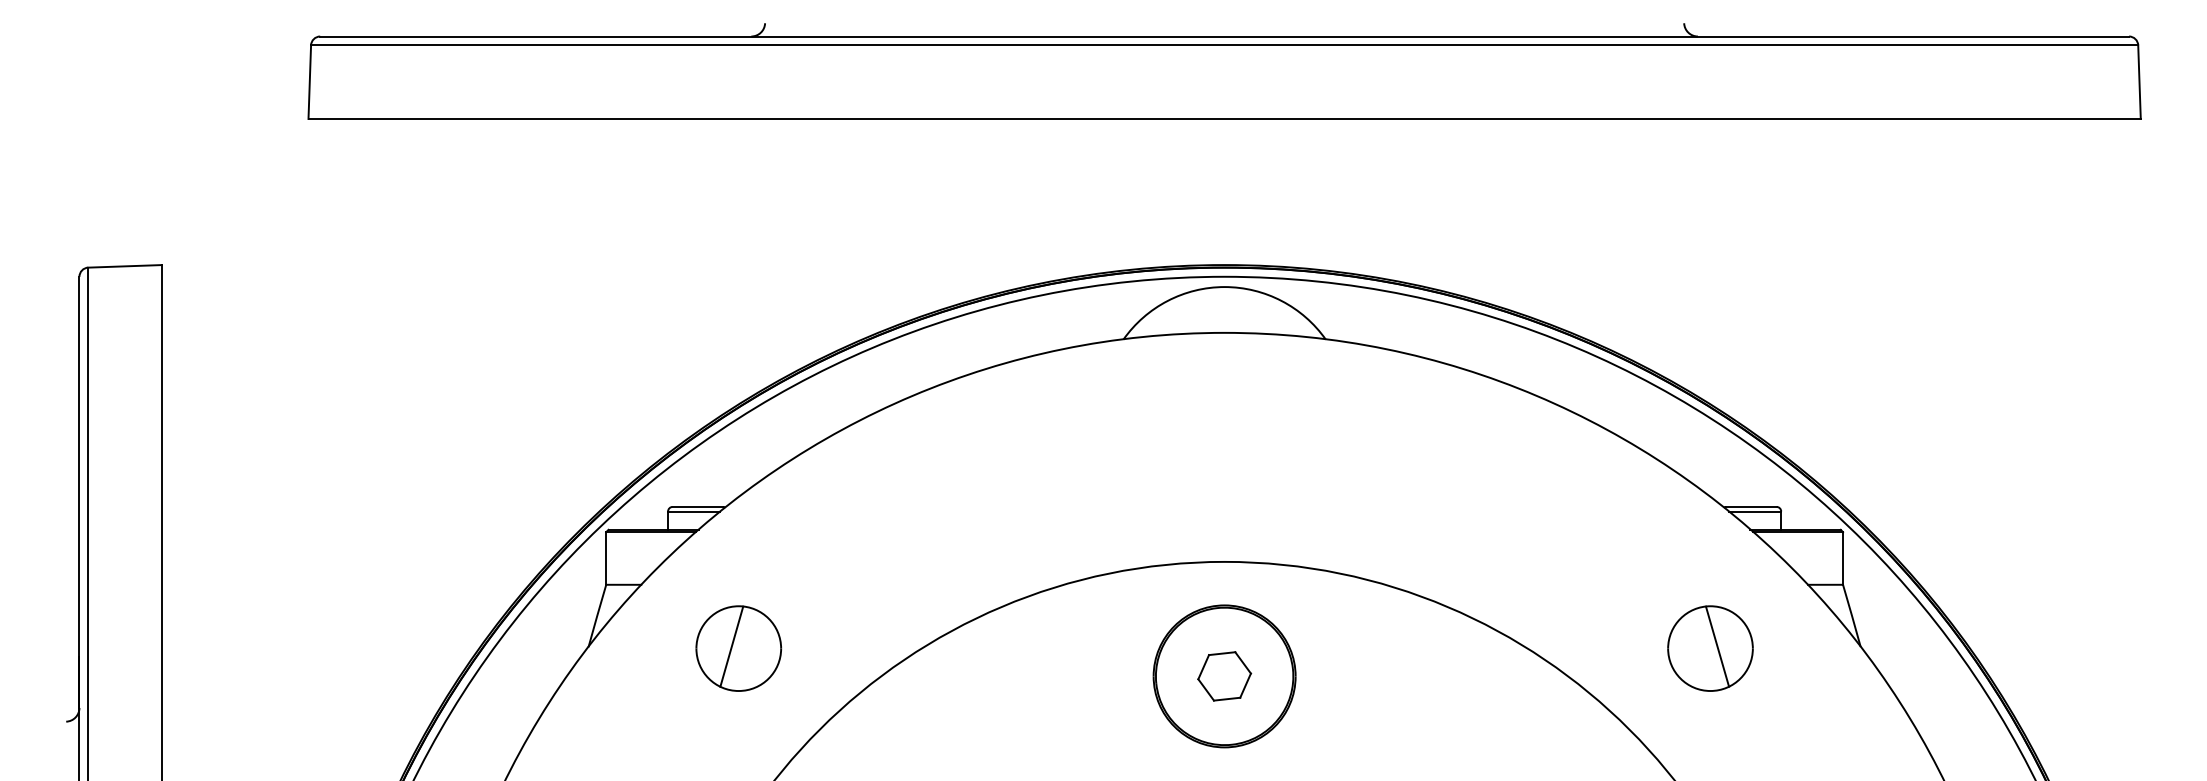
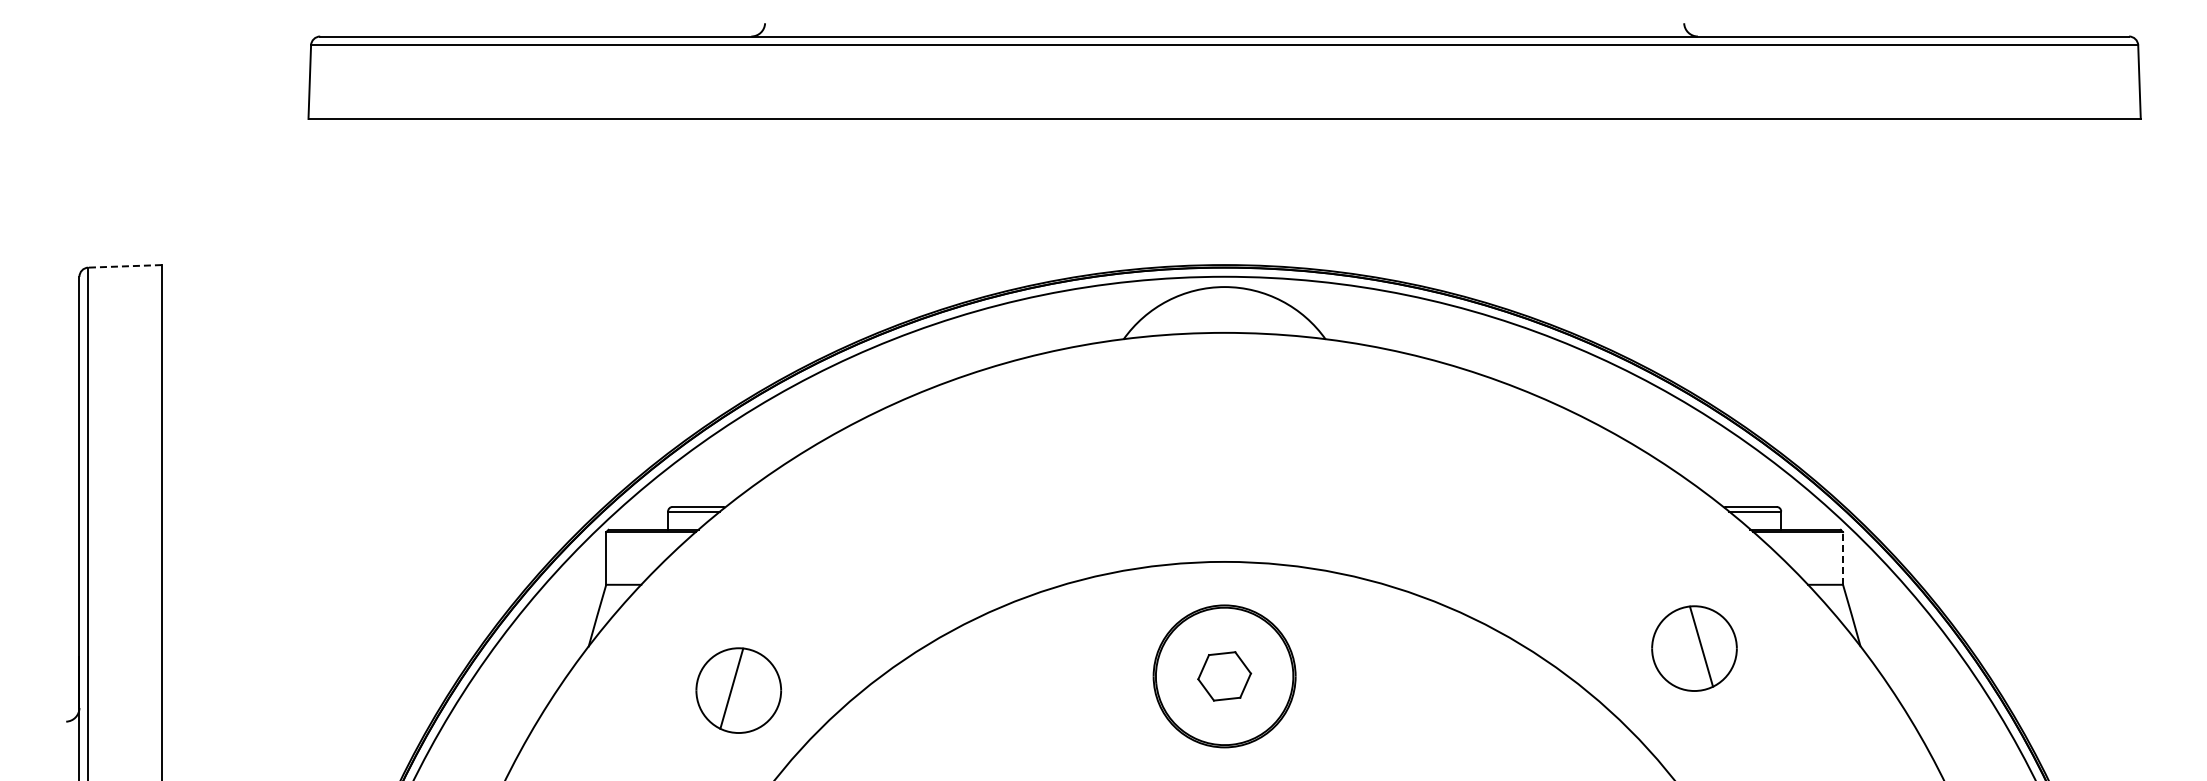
line: solid -> dashed (125, 266)
line: solid -> dashed (1843, 557)
part position: (738, 648) -> (738, 690) (738, 690)
part position: (1710, 648) -> (1694, 648) (1694, 648)
